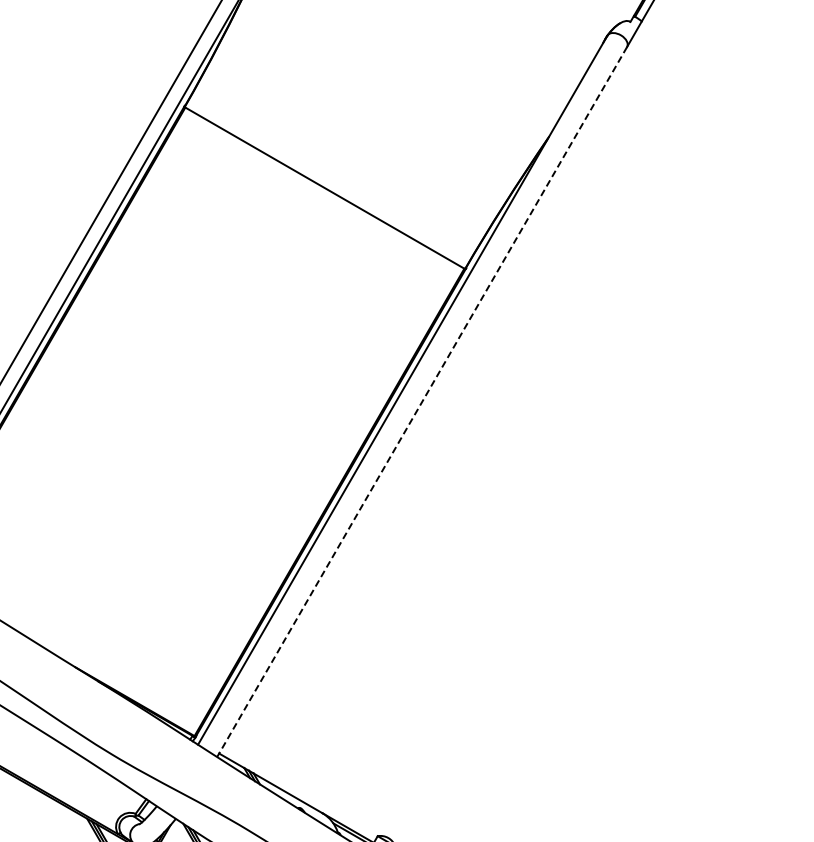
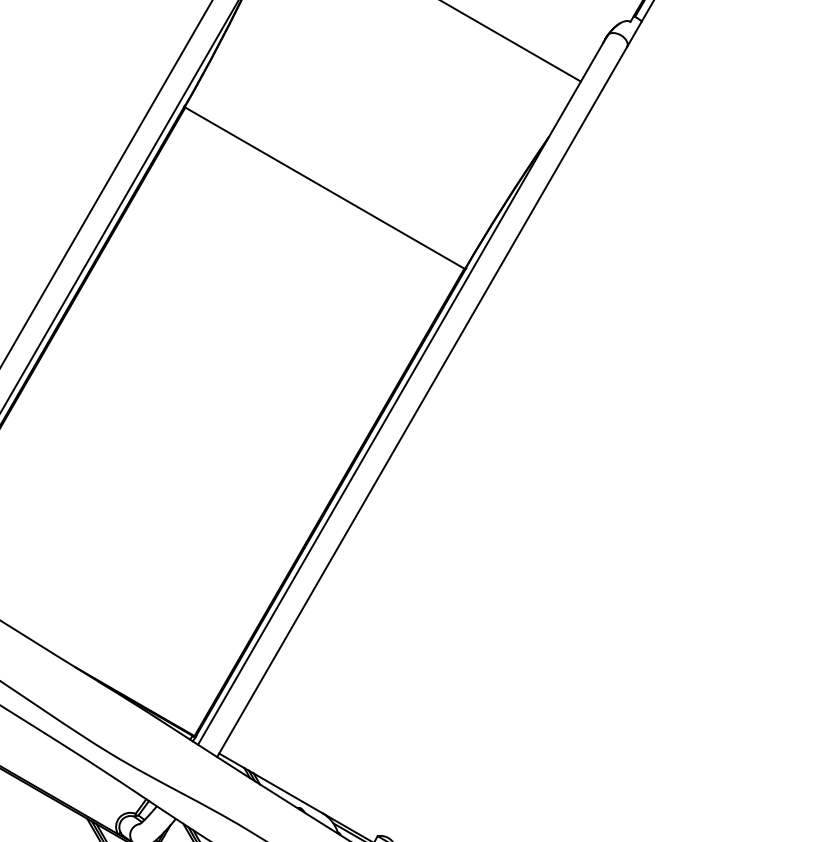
line: none -> present (511, 41)
line position: (111, 191) -> (106, 183) (106, 183)
line: dashed -> solid (422, 402)
